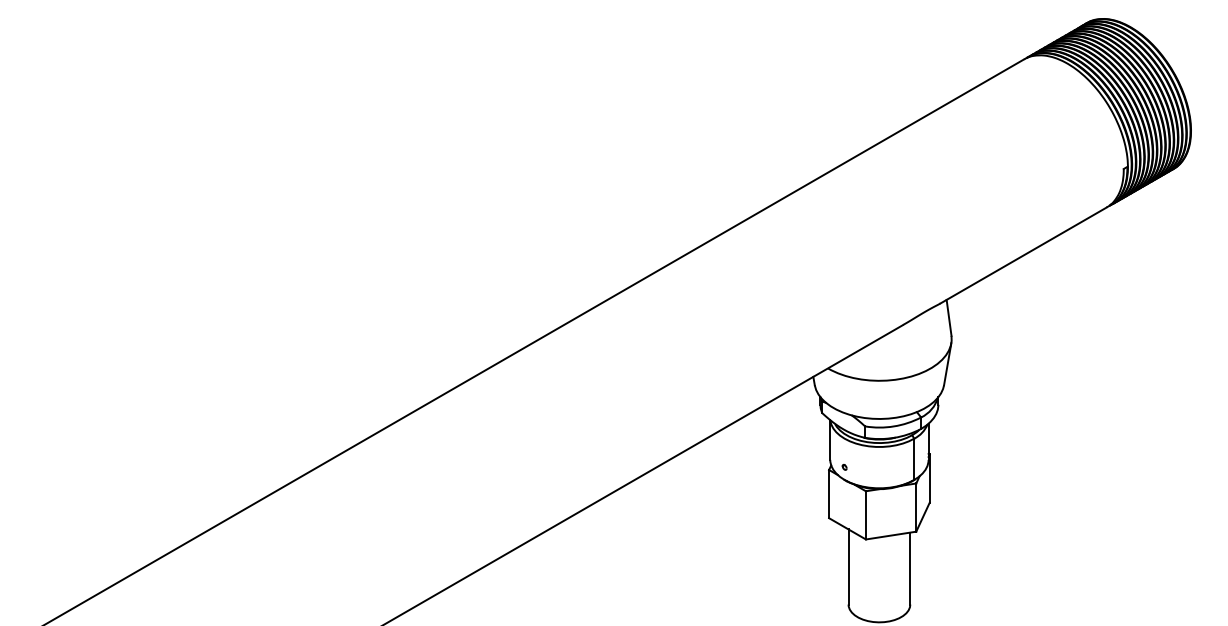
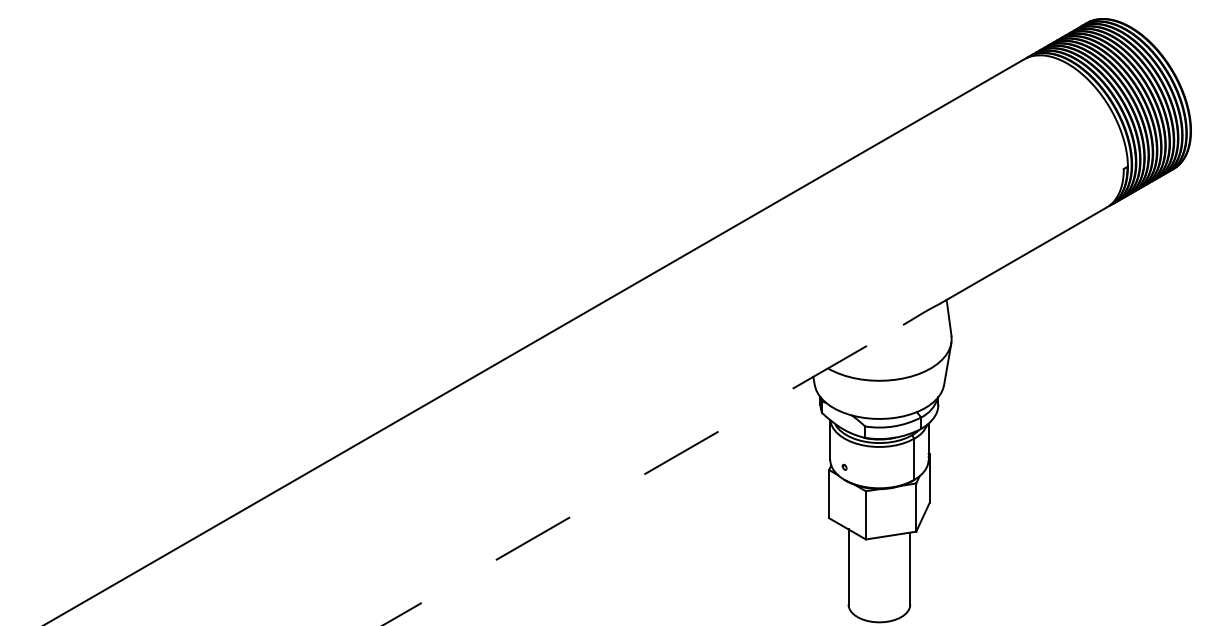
line: solid -> dashed (642, 475)
